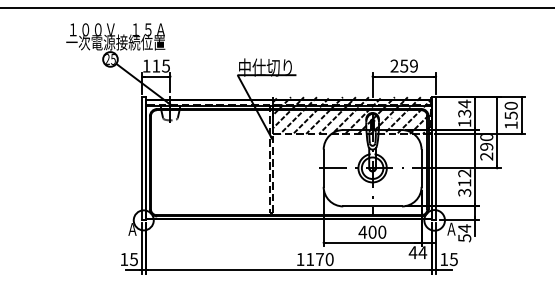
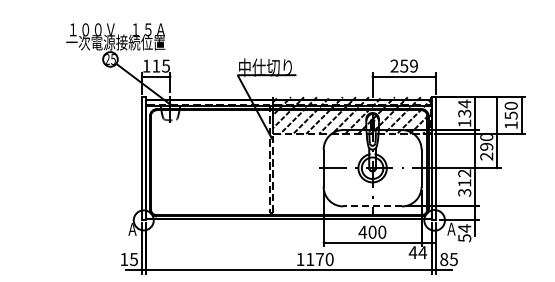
line: present -> none (276, 8)
line: solid -> dashed (372, 206)
text: 15 -> 85 (444, 259)
